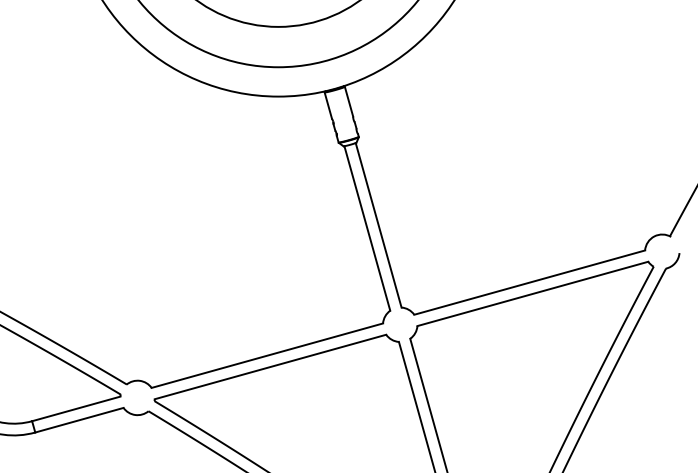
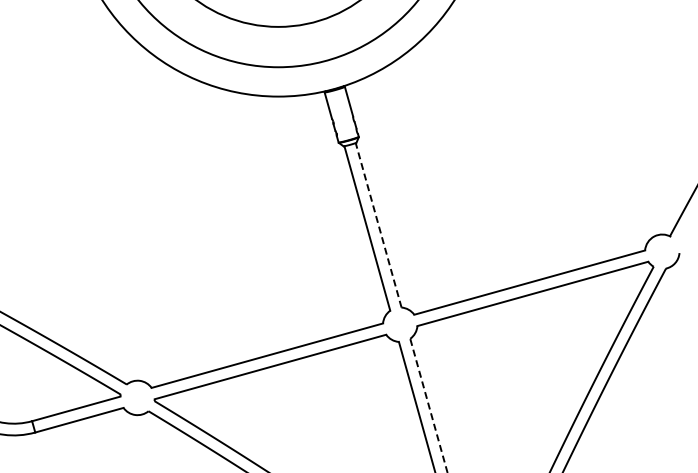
line: solid -> dashed (378, 224)
line: solid -> dashed (428, 405)
